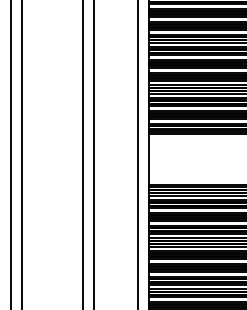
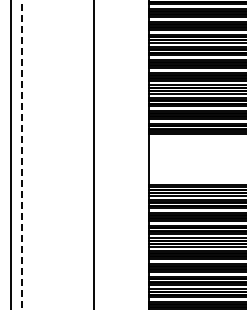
line: solid -> dashed (22, 154)
line: present -> none (83, 154)
line: present -> none (137, 154)
